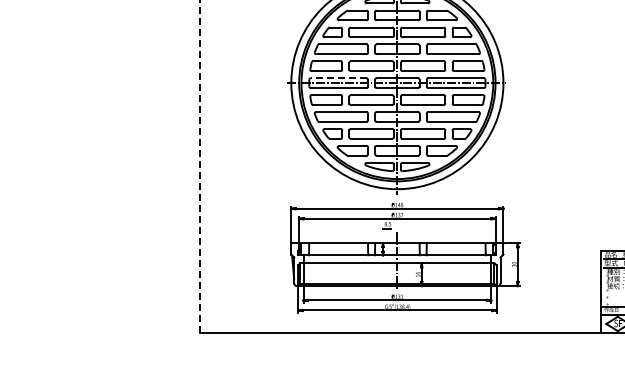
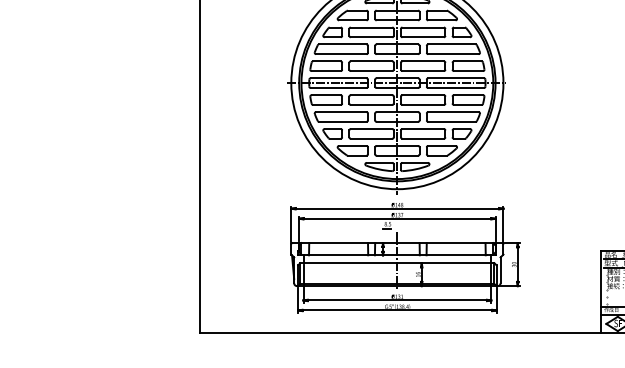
line: dashed -> solid (338, 78)
line: dashed -> solid (199, 166)
